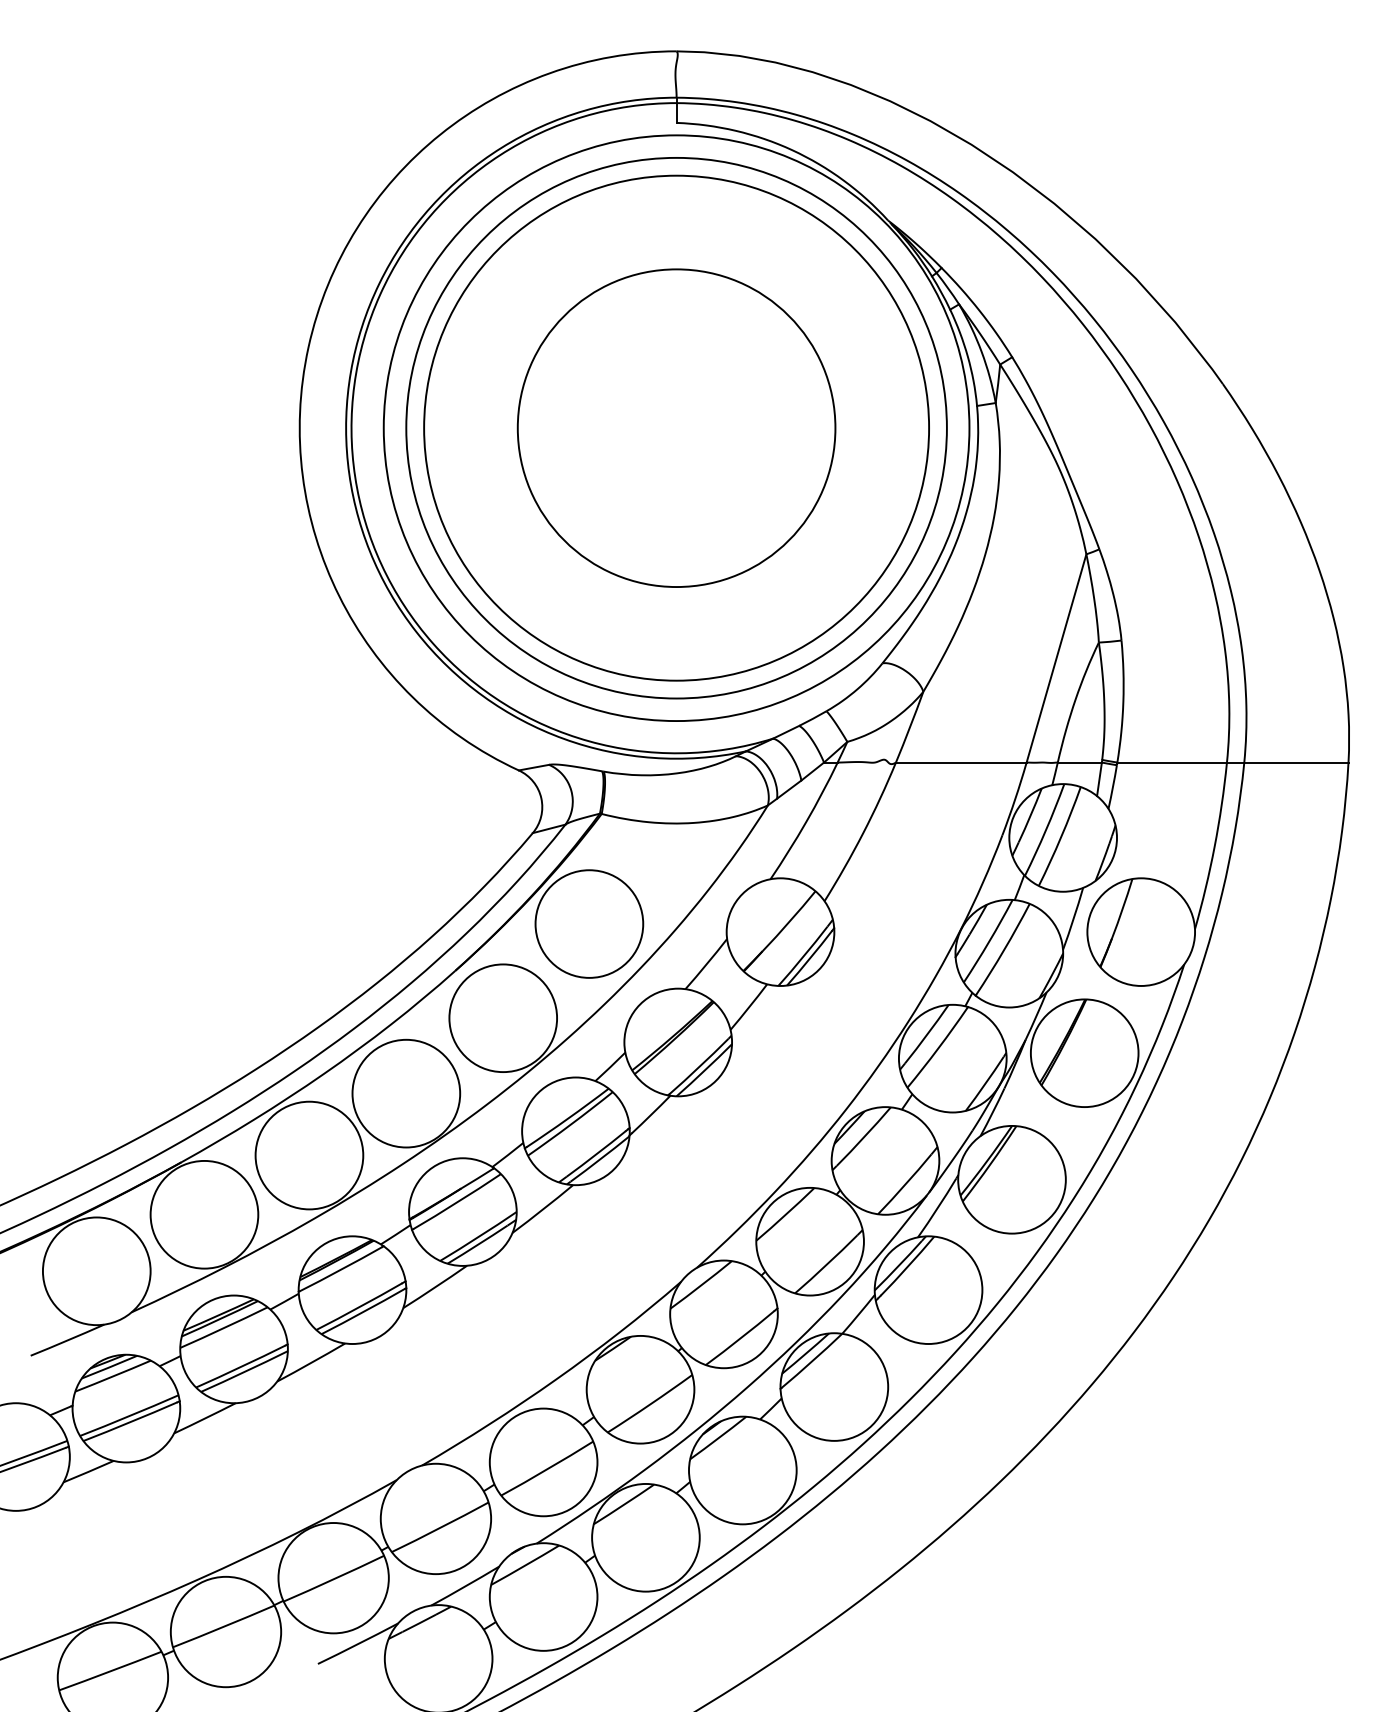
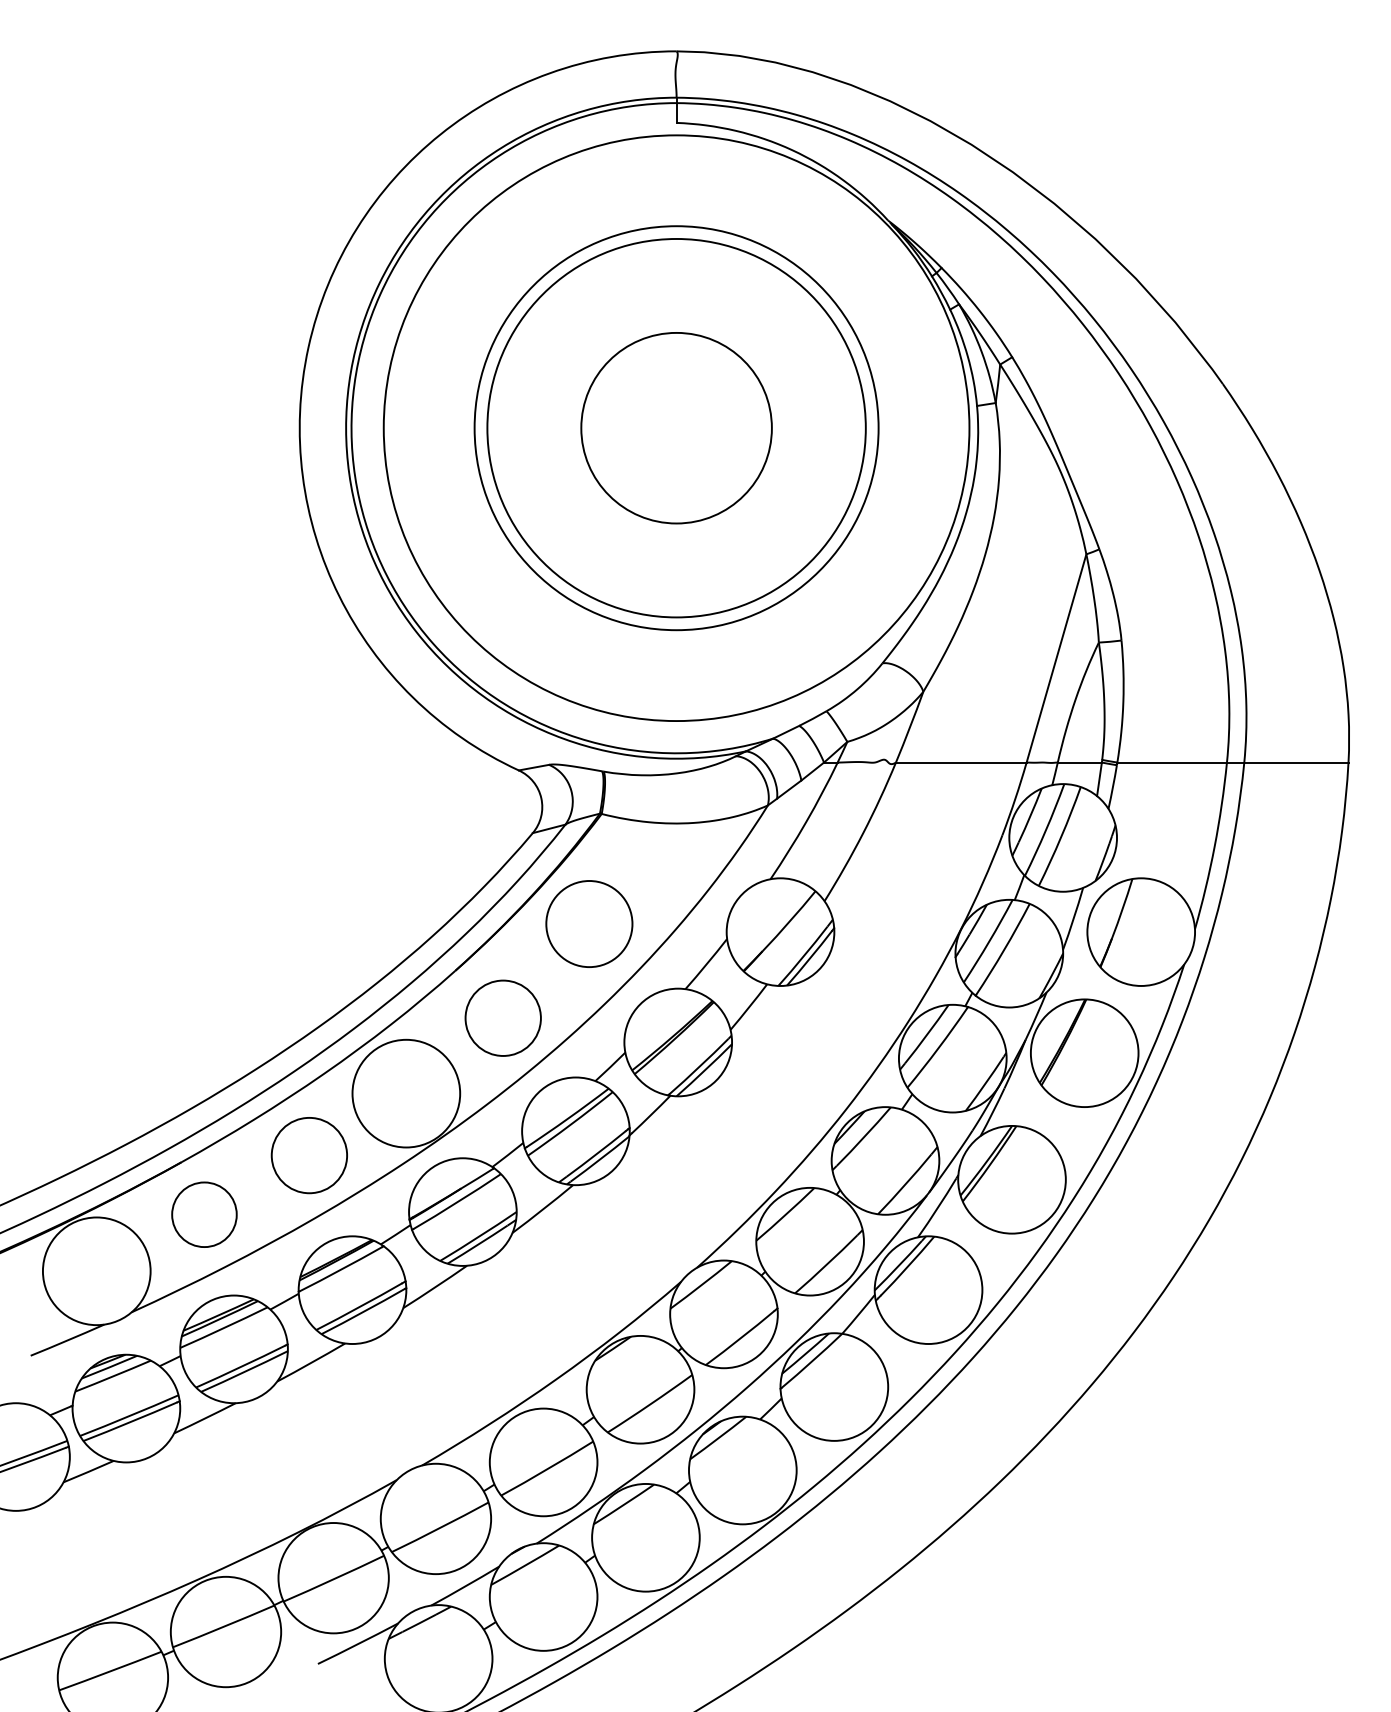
circle diameter: 505 px -> 404 px (676, 428)
circle diameter: 541 px -> 378 px (676, 427)
circle diameter: 318 px -> 191 px (676, 427)
circle diameter: 108 px -> 86 px (589, 924)
circle diameter: 108 px -> 75 px (502, 1017)
circle diameter: 108 px -> 75 px (309, 1155)
circle diameter: 108 px -> 65 px (204, 1214)
